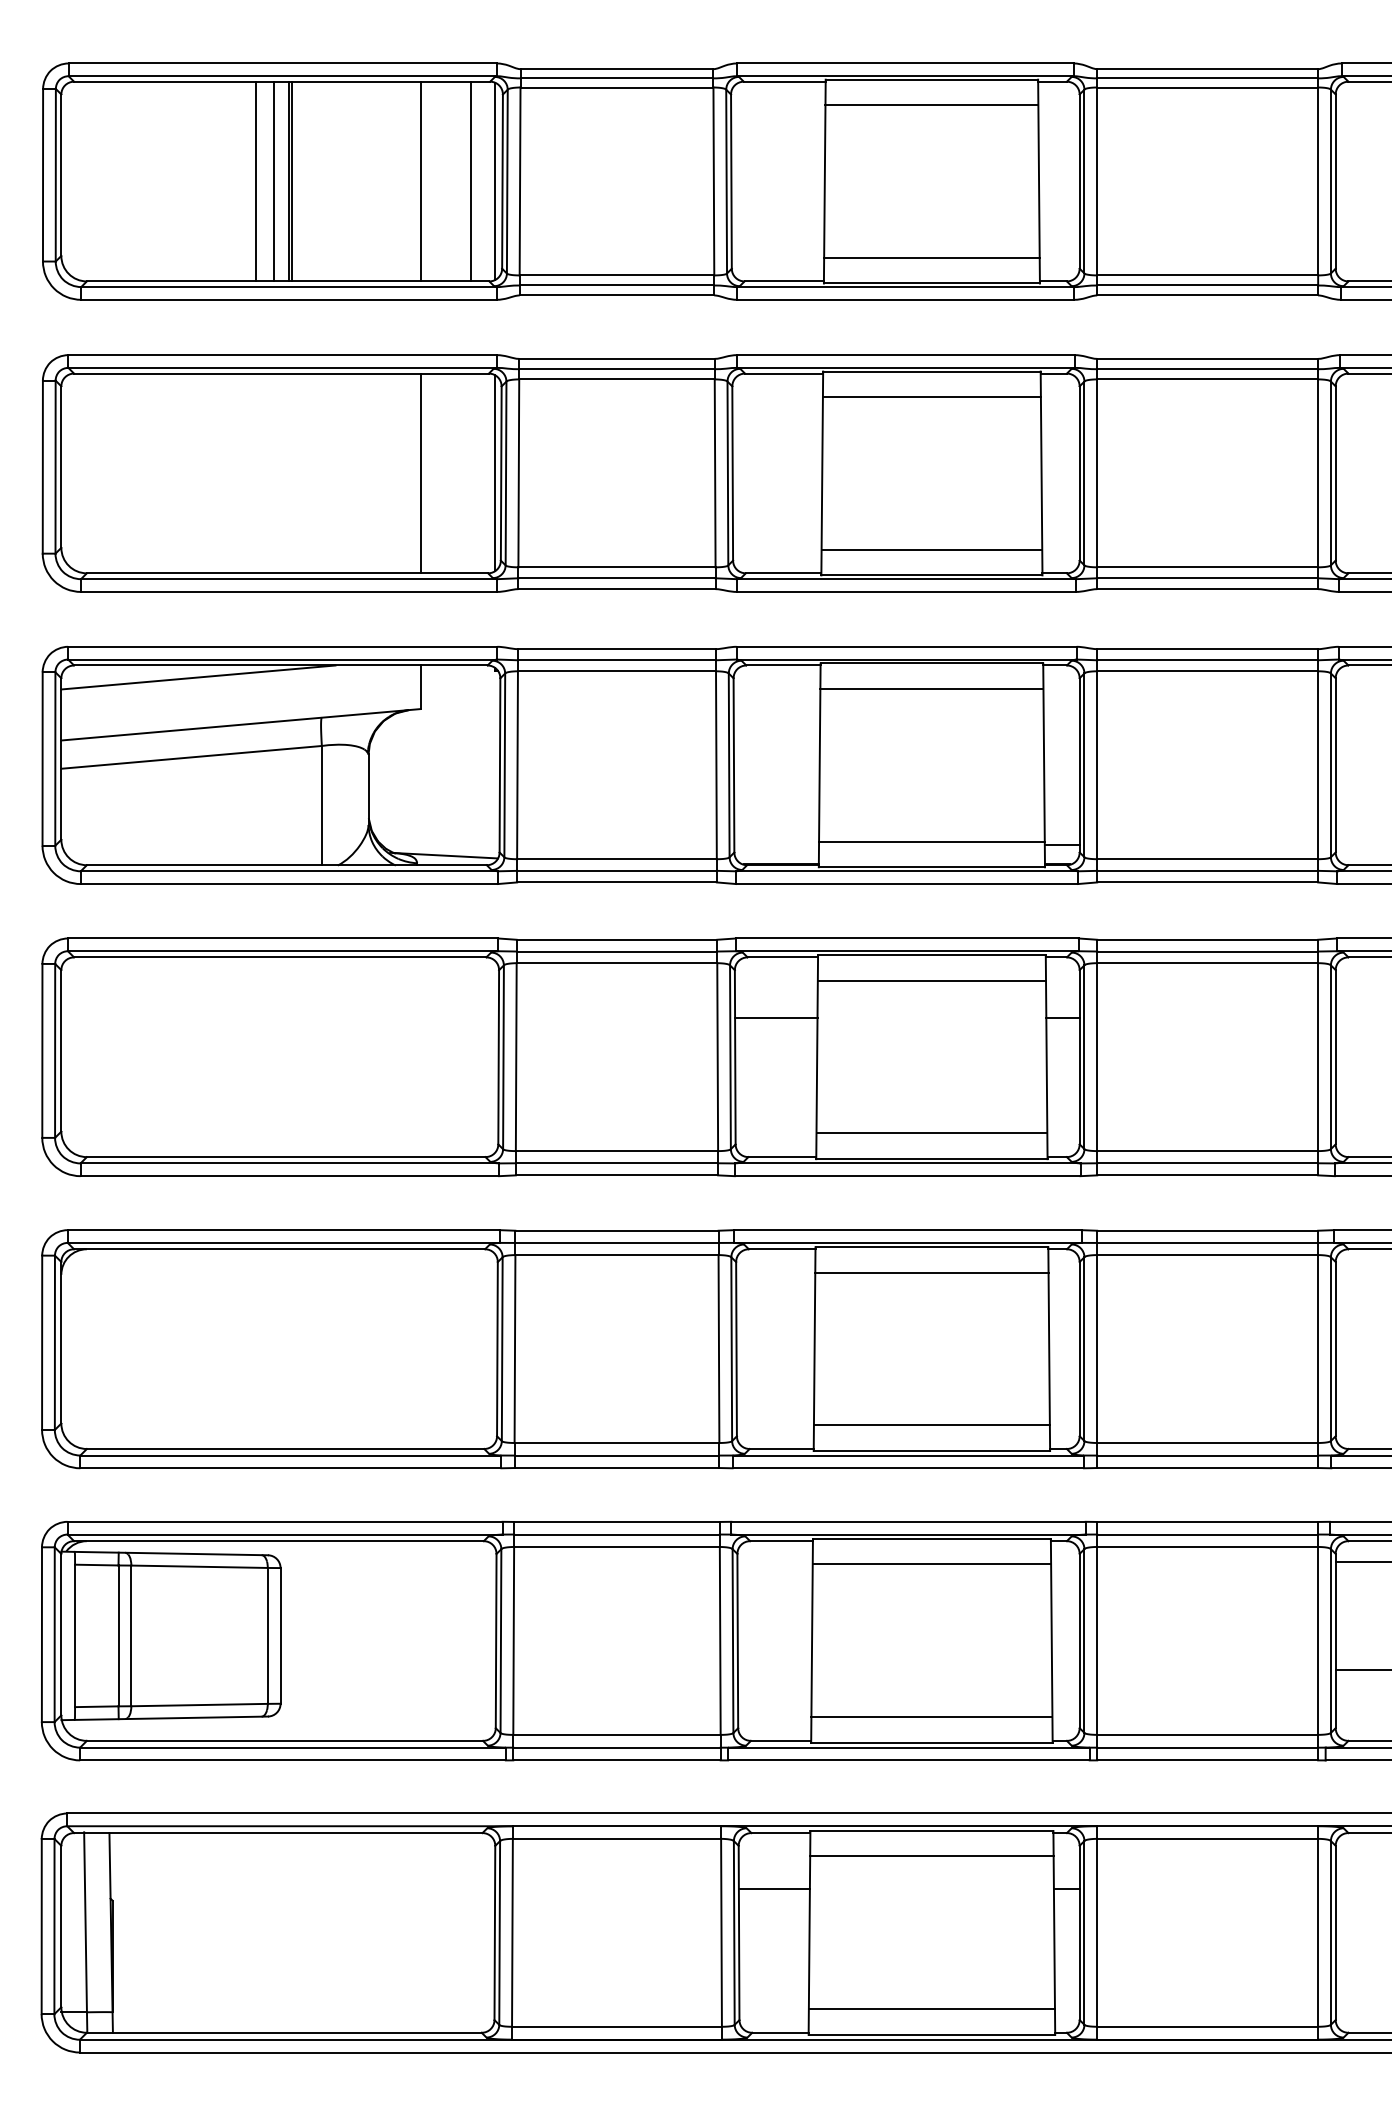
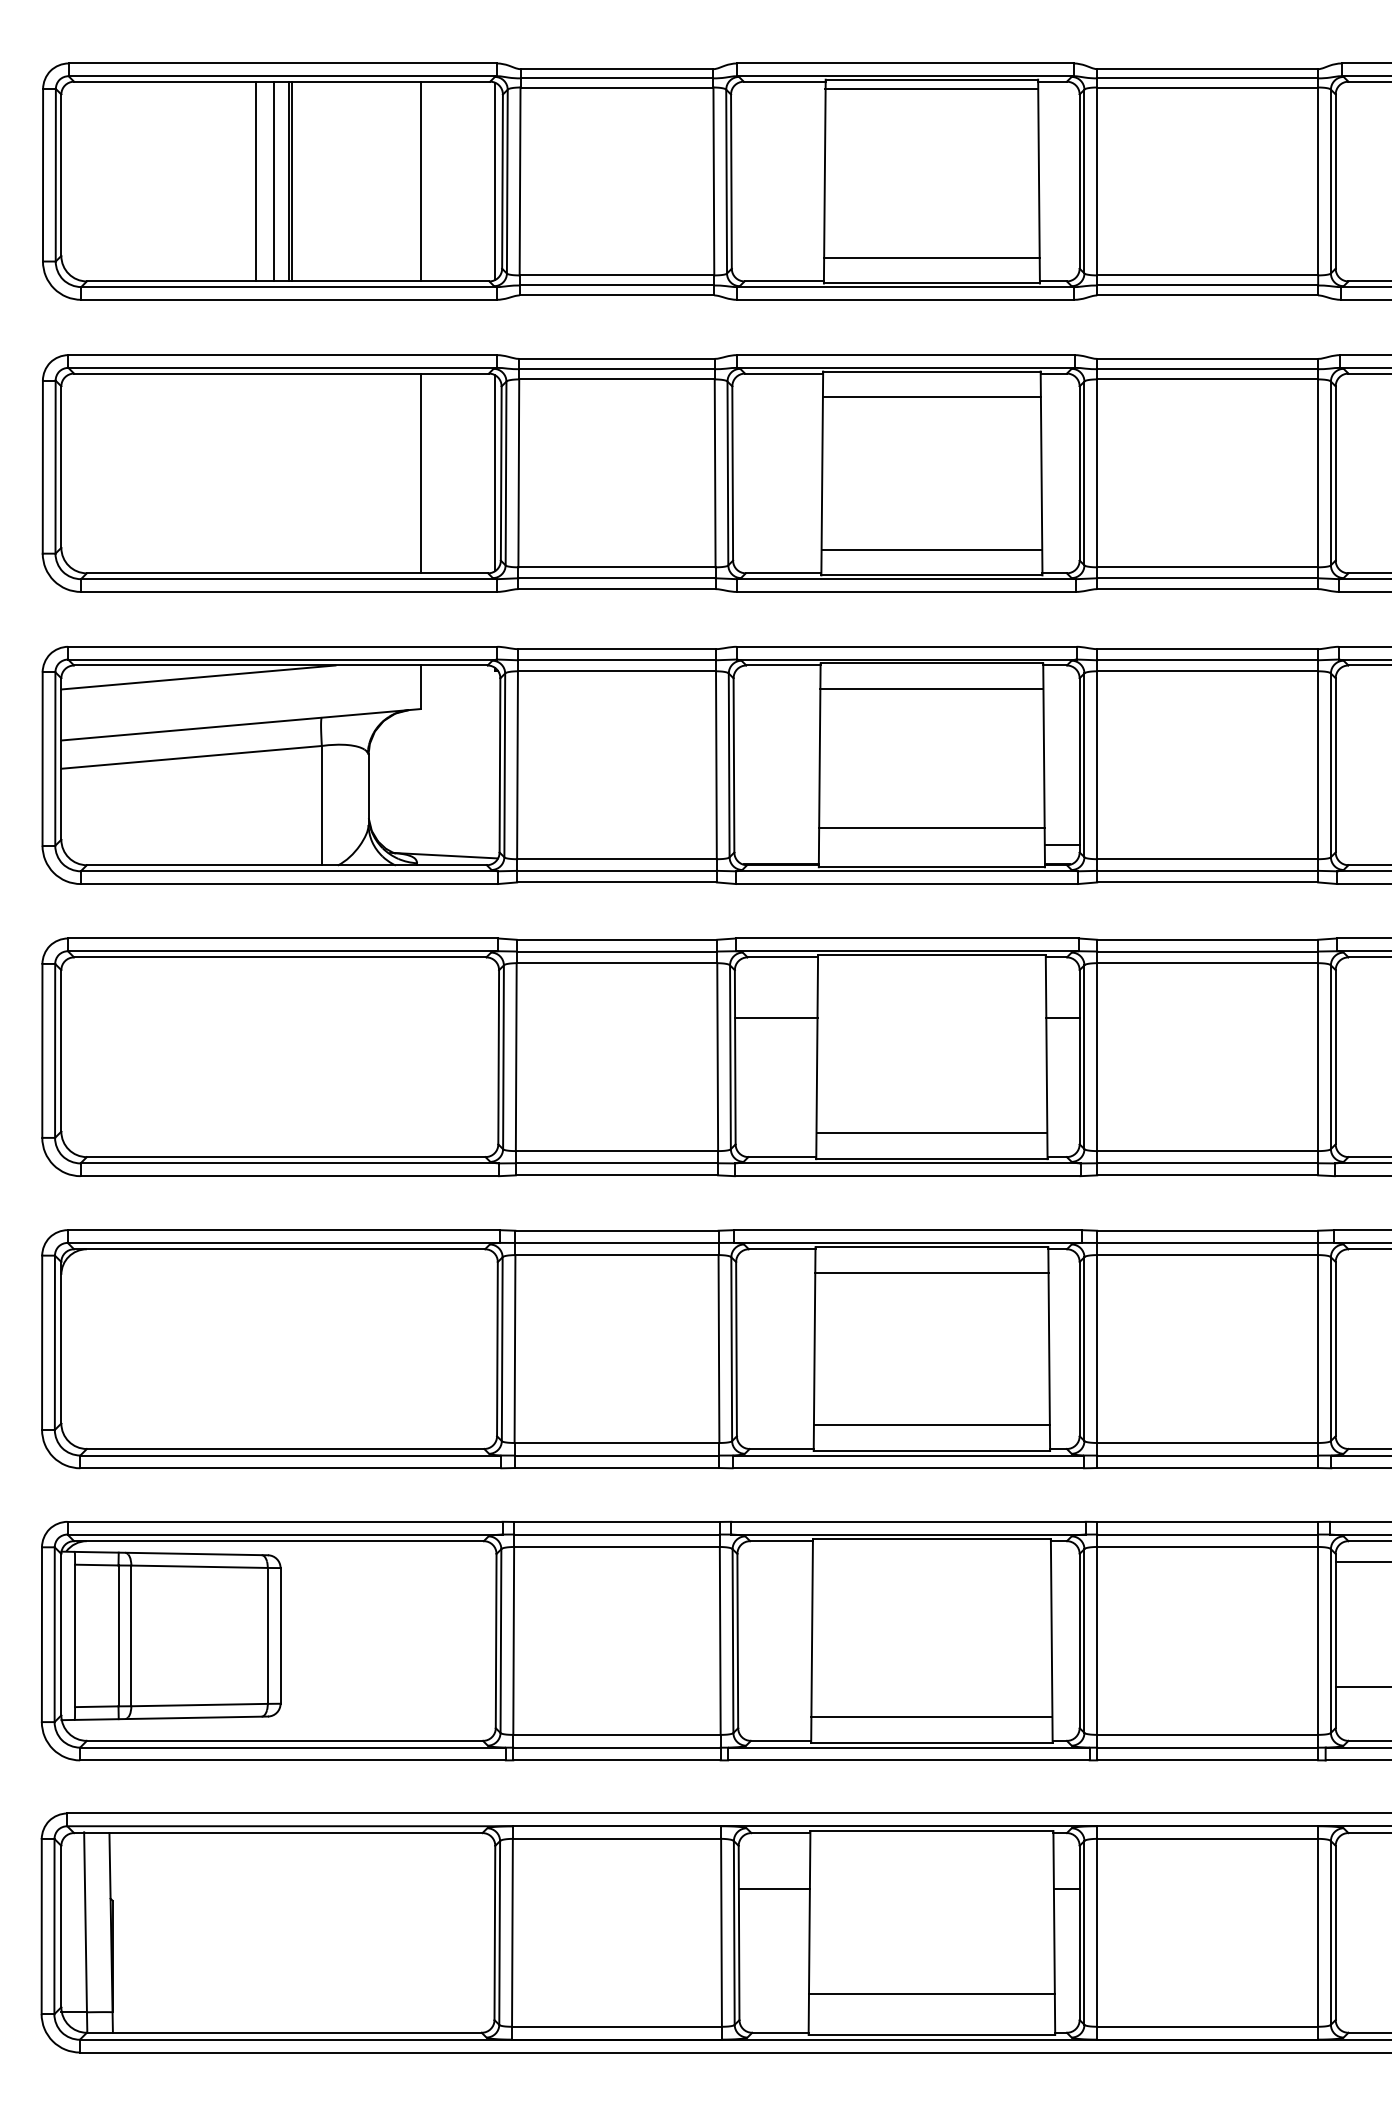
line position: (931, 104) -> (931, 88) (931, 88)
line: present -> none (470, 181)
line position: (931, 841) -> (931, 827) (931, 827)
line: present -> none (931, 980)
line: present -> none (931, 1564)
line position: (1361, 1669) -> (1361, 1686) (1361, 1686)
line: present -> none (931, 1856)
line position: (931, 2009) -> (931, 1994) (931, 1994)
